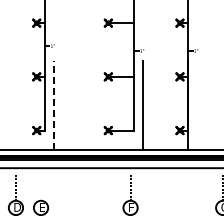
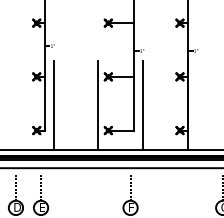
line: dashed -> solid (53, 105)
line: none -> present (98, 105)
line: none -> present (41, 187)
